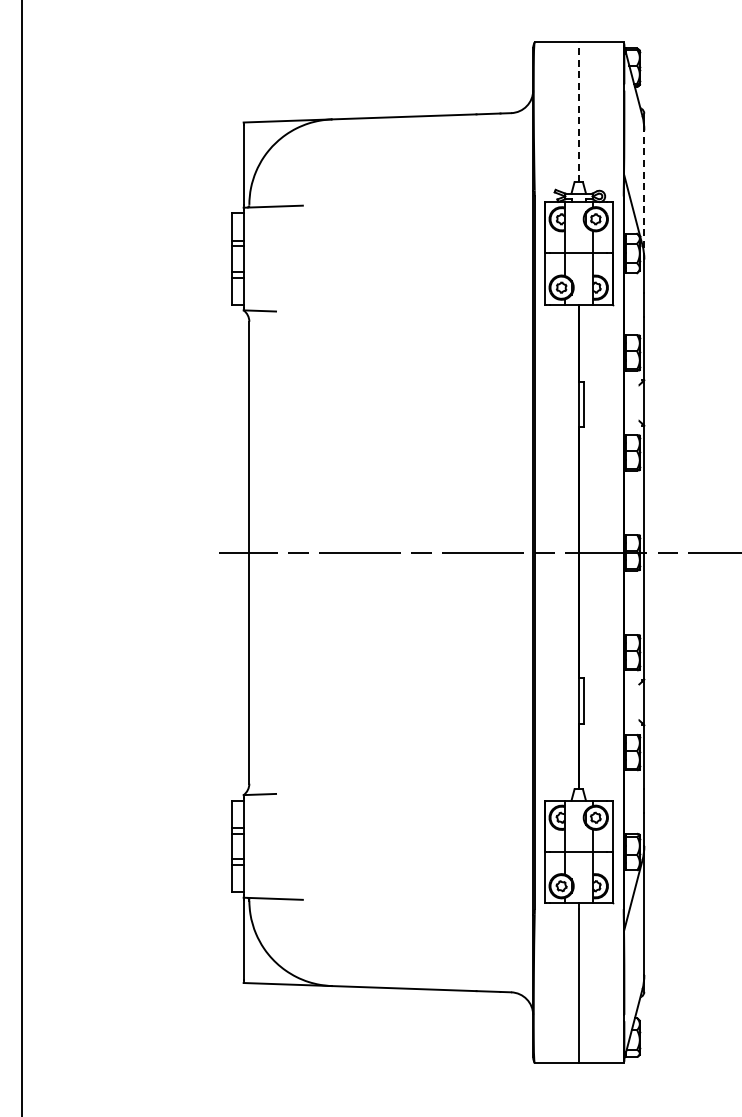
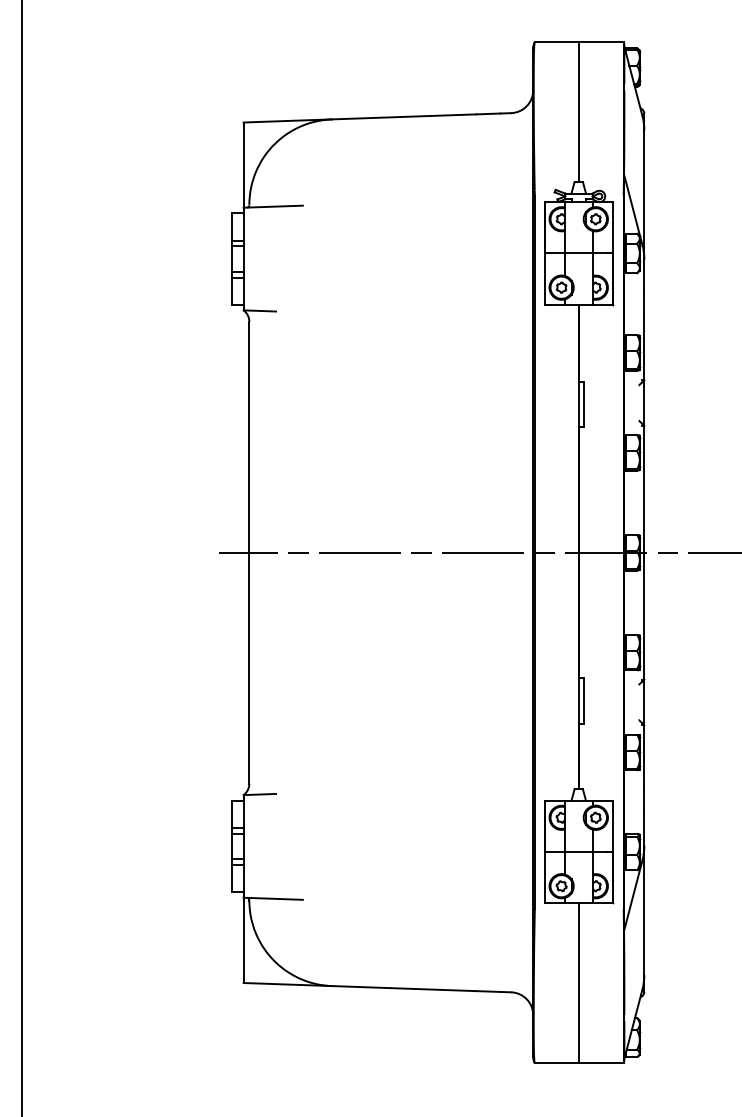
line: dashed -> solid (578, 112)
line: dashed -> solid (644, 195)
